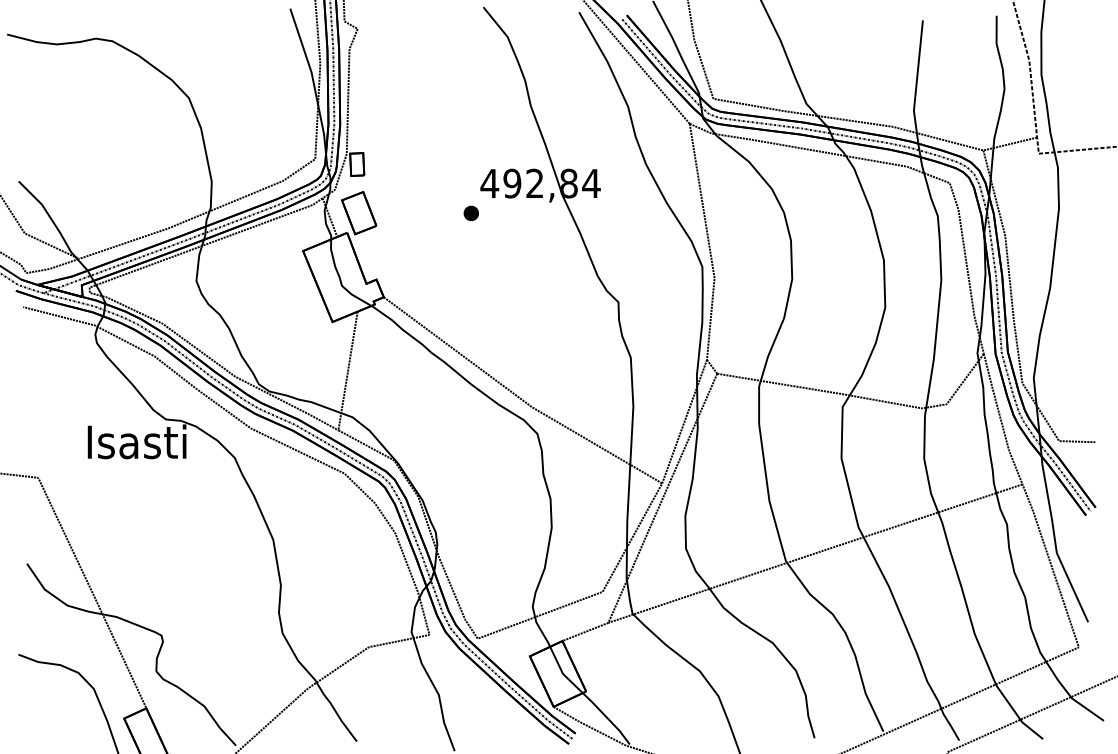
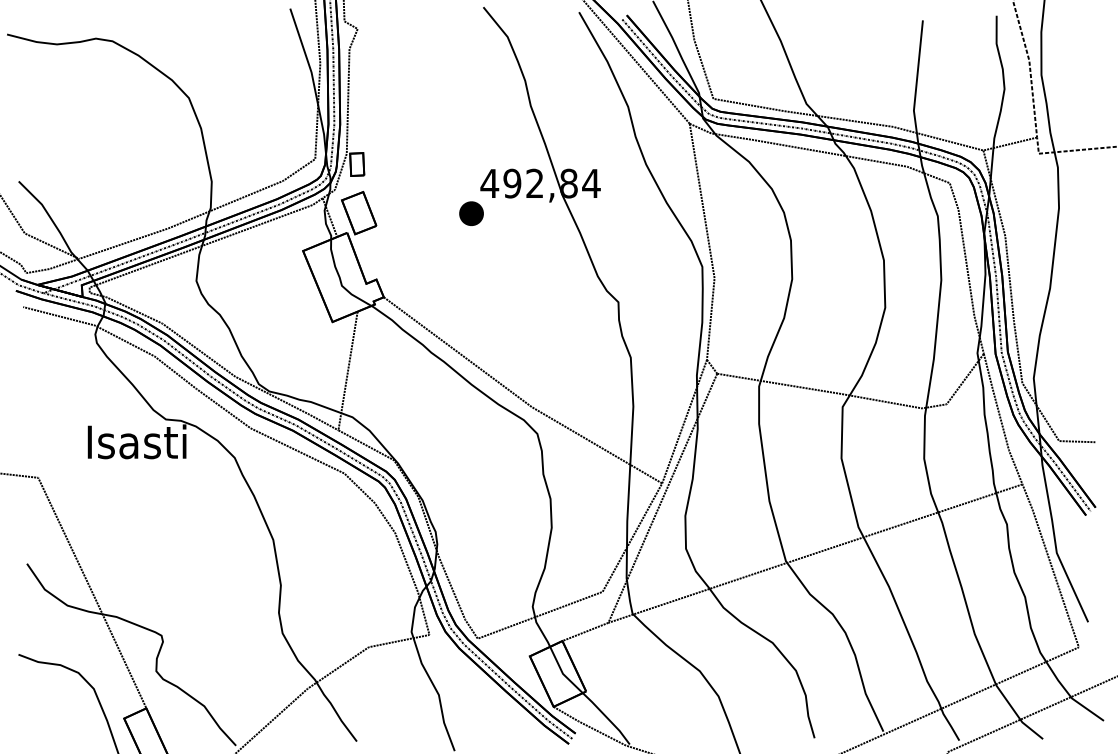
part size: 16x16 px -> 25x25 px (471, 213)
